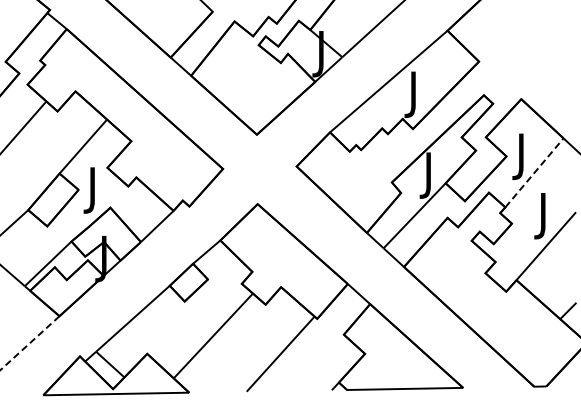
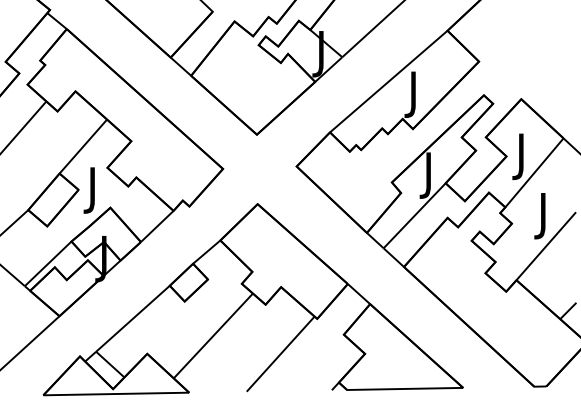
line: dashed -> solid (534, 172)
line: dashed -> solid (29, 343)
